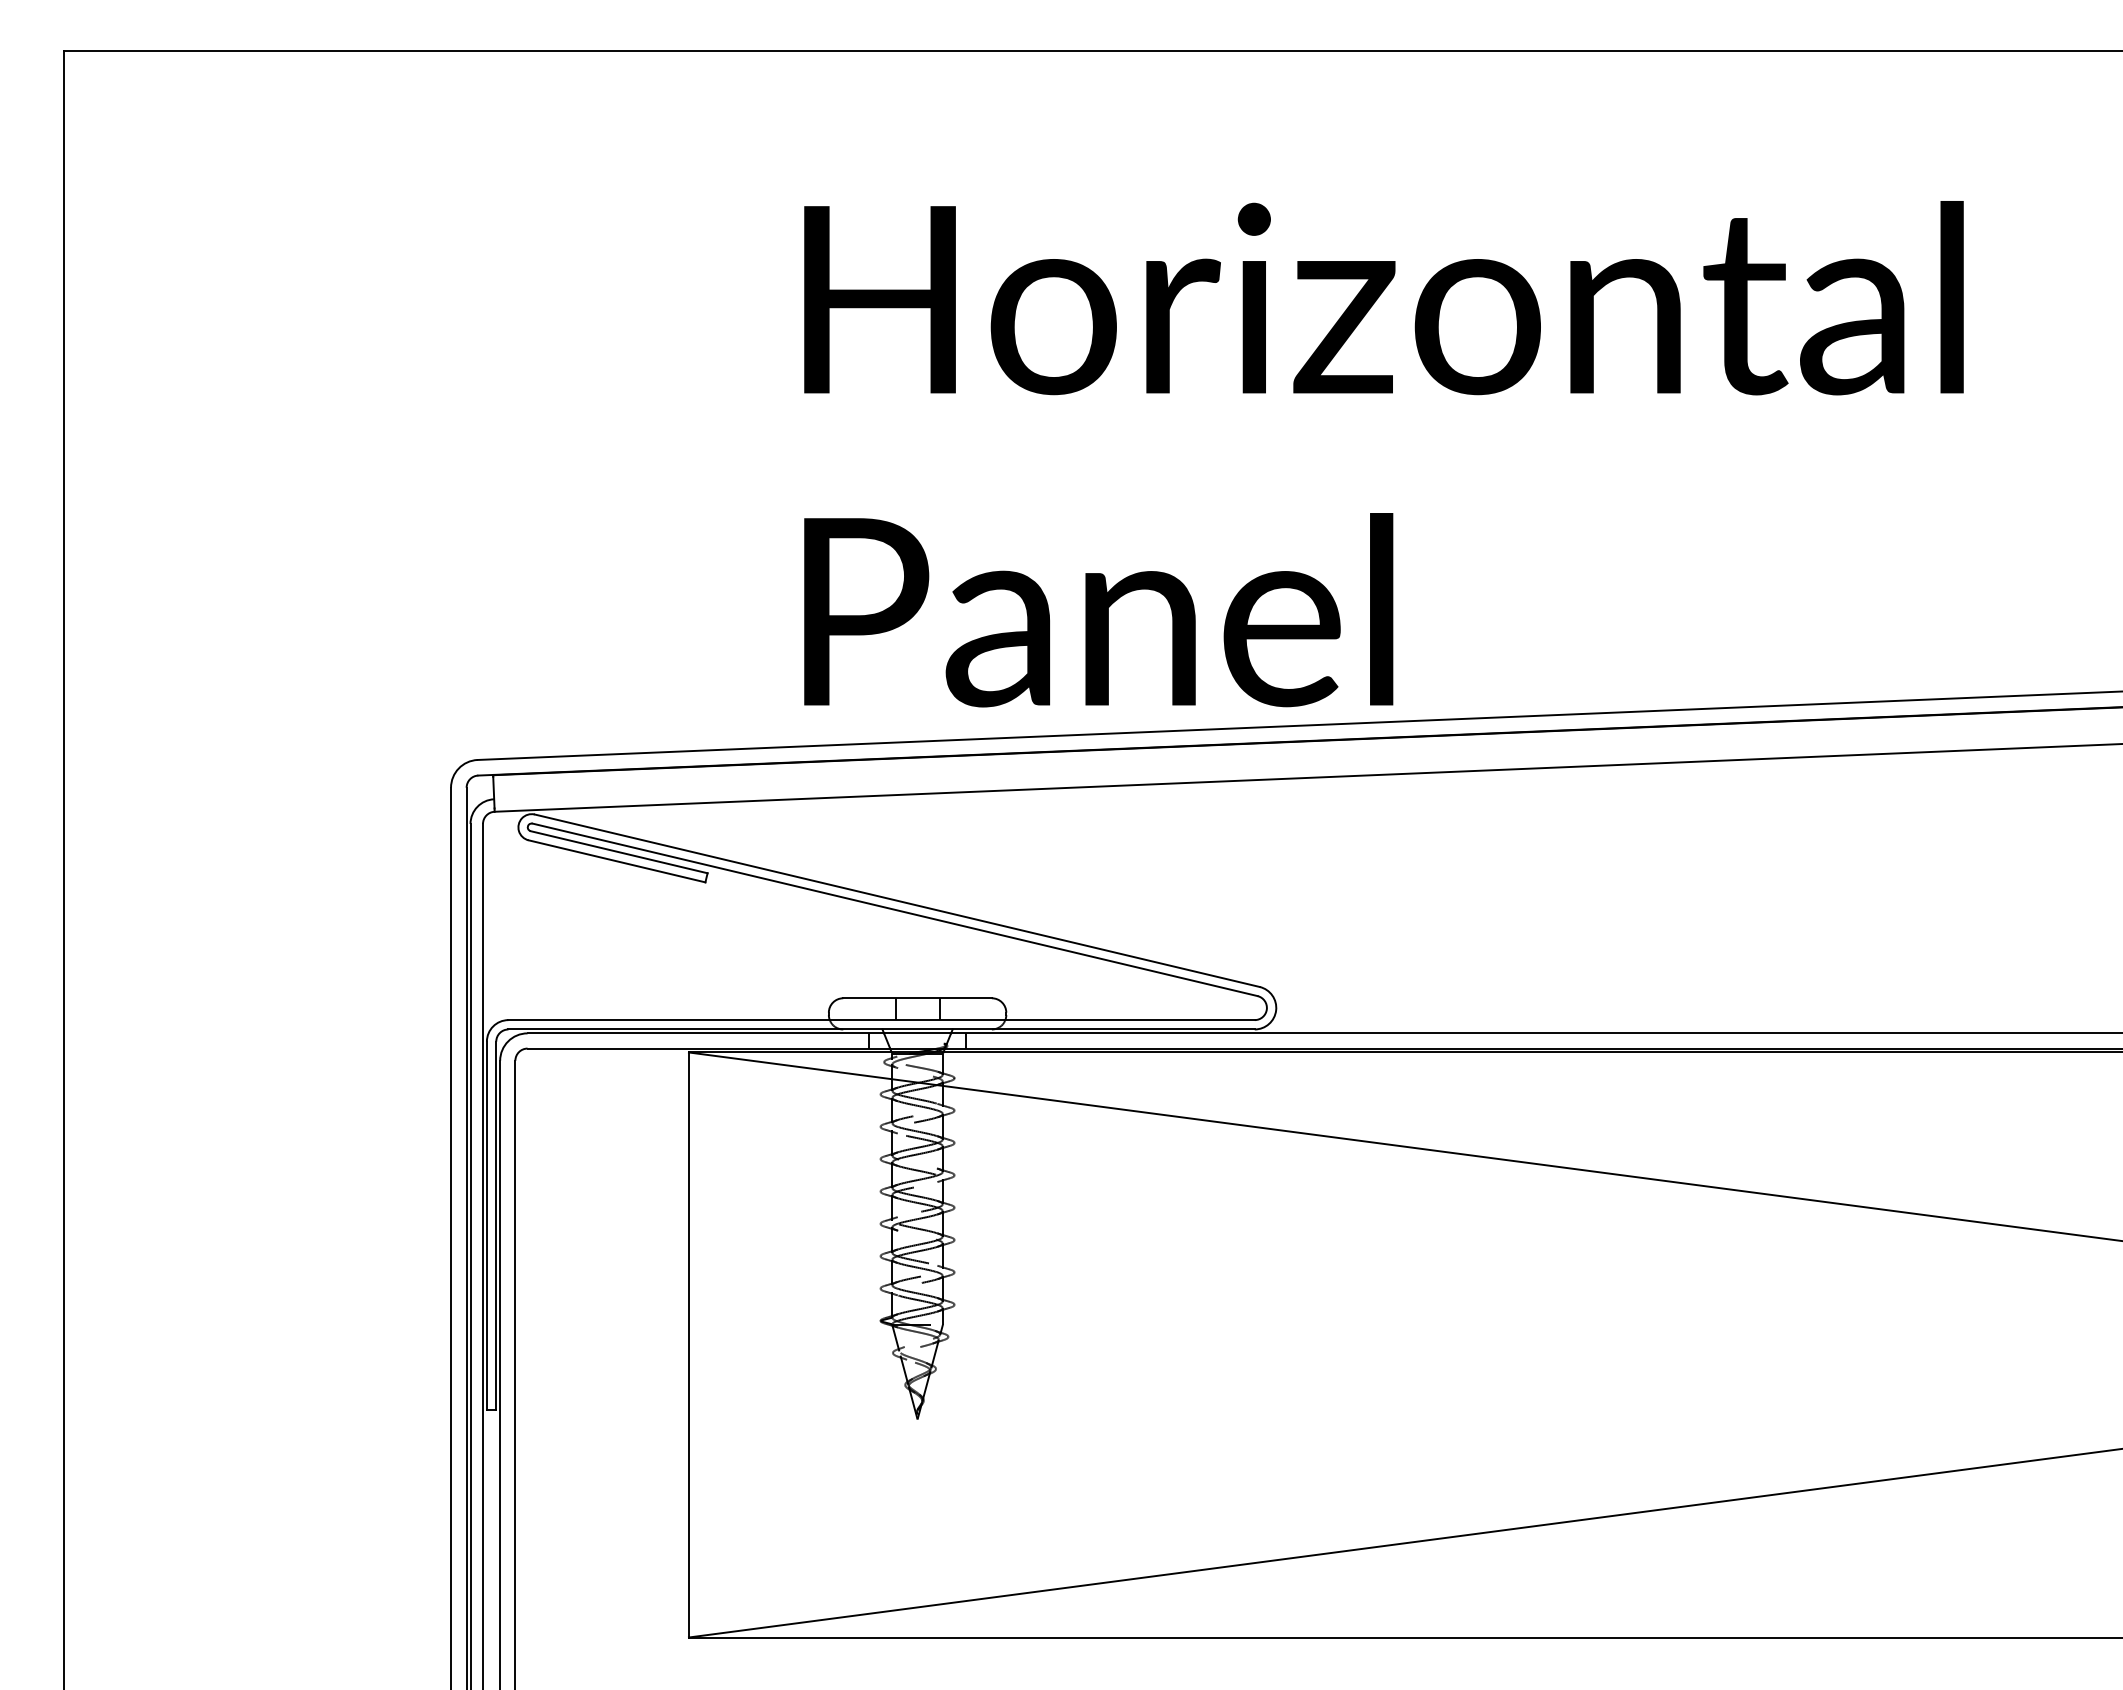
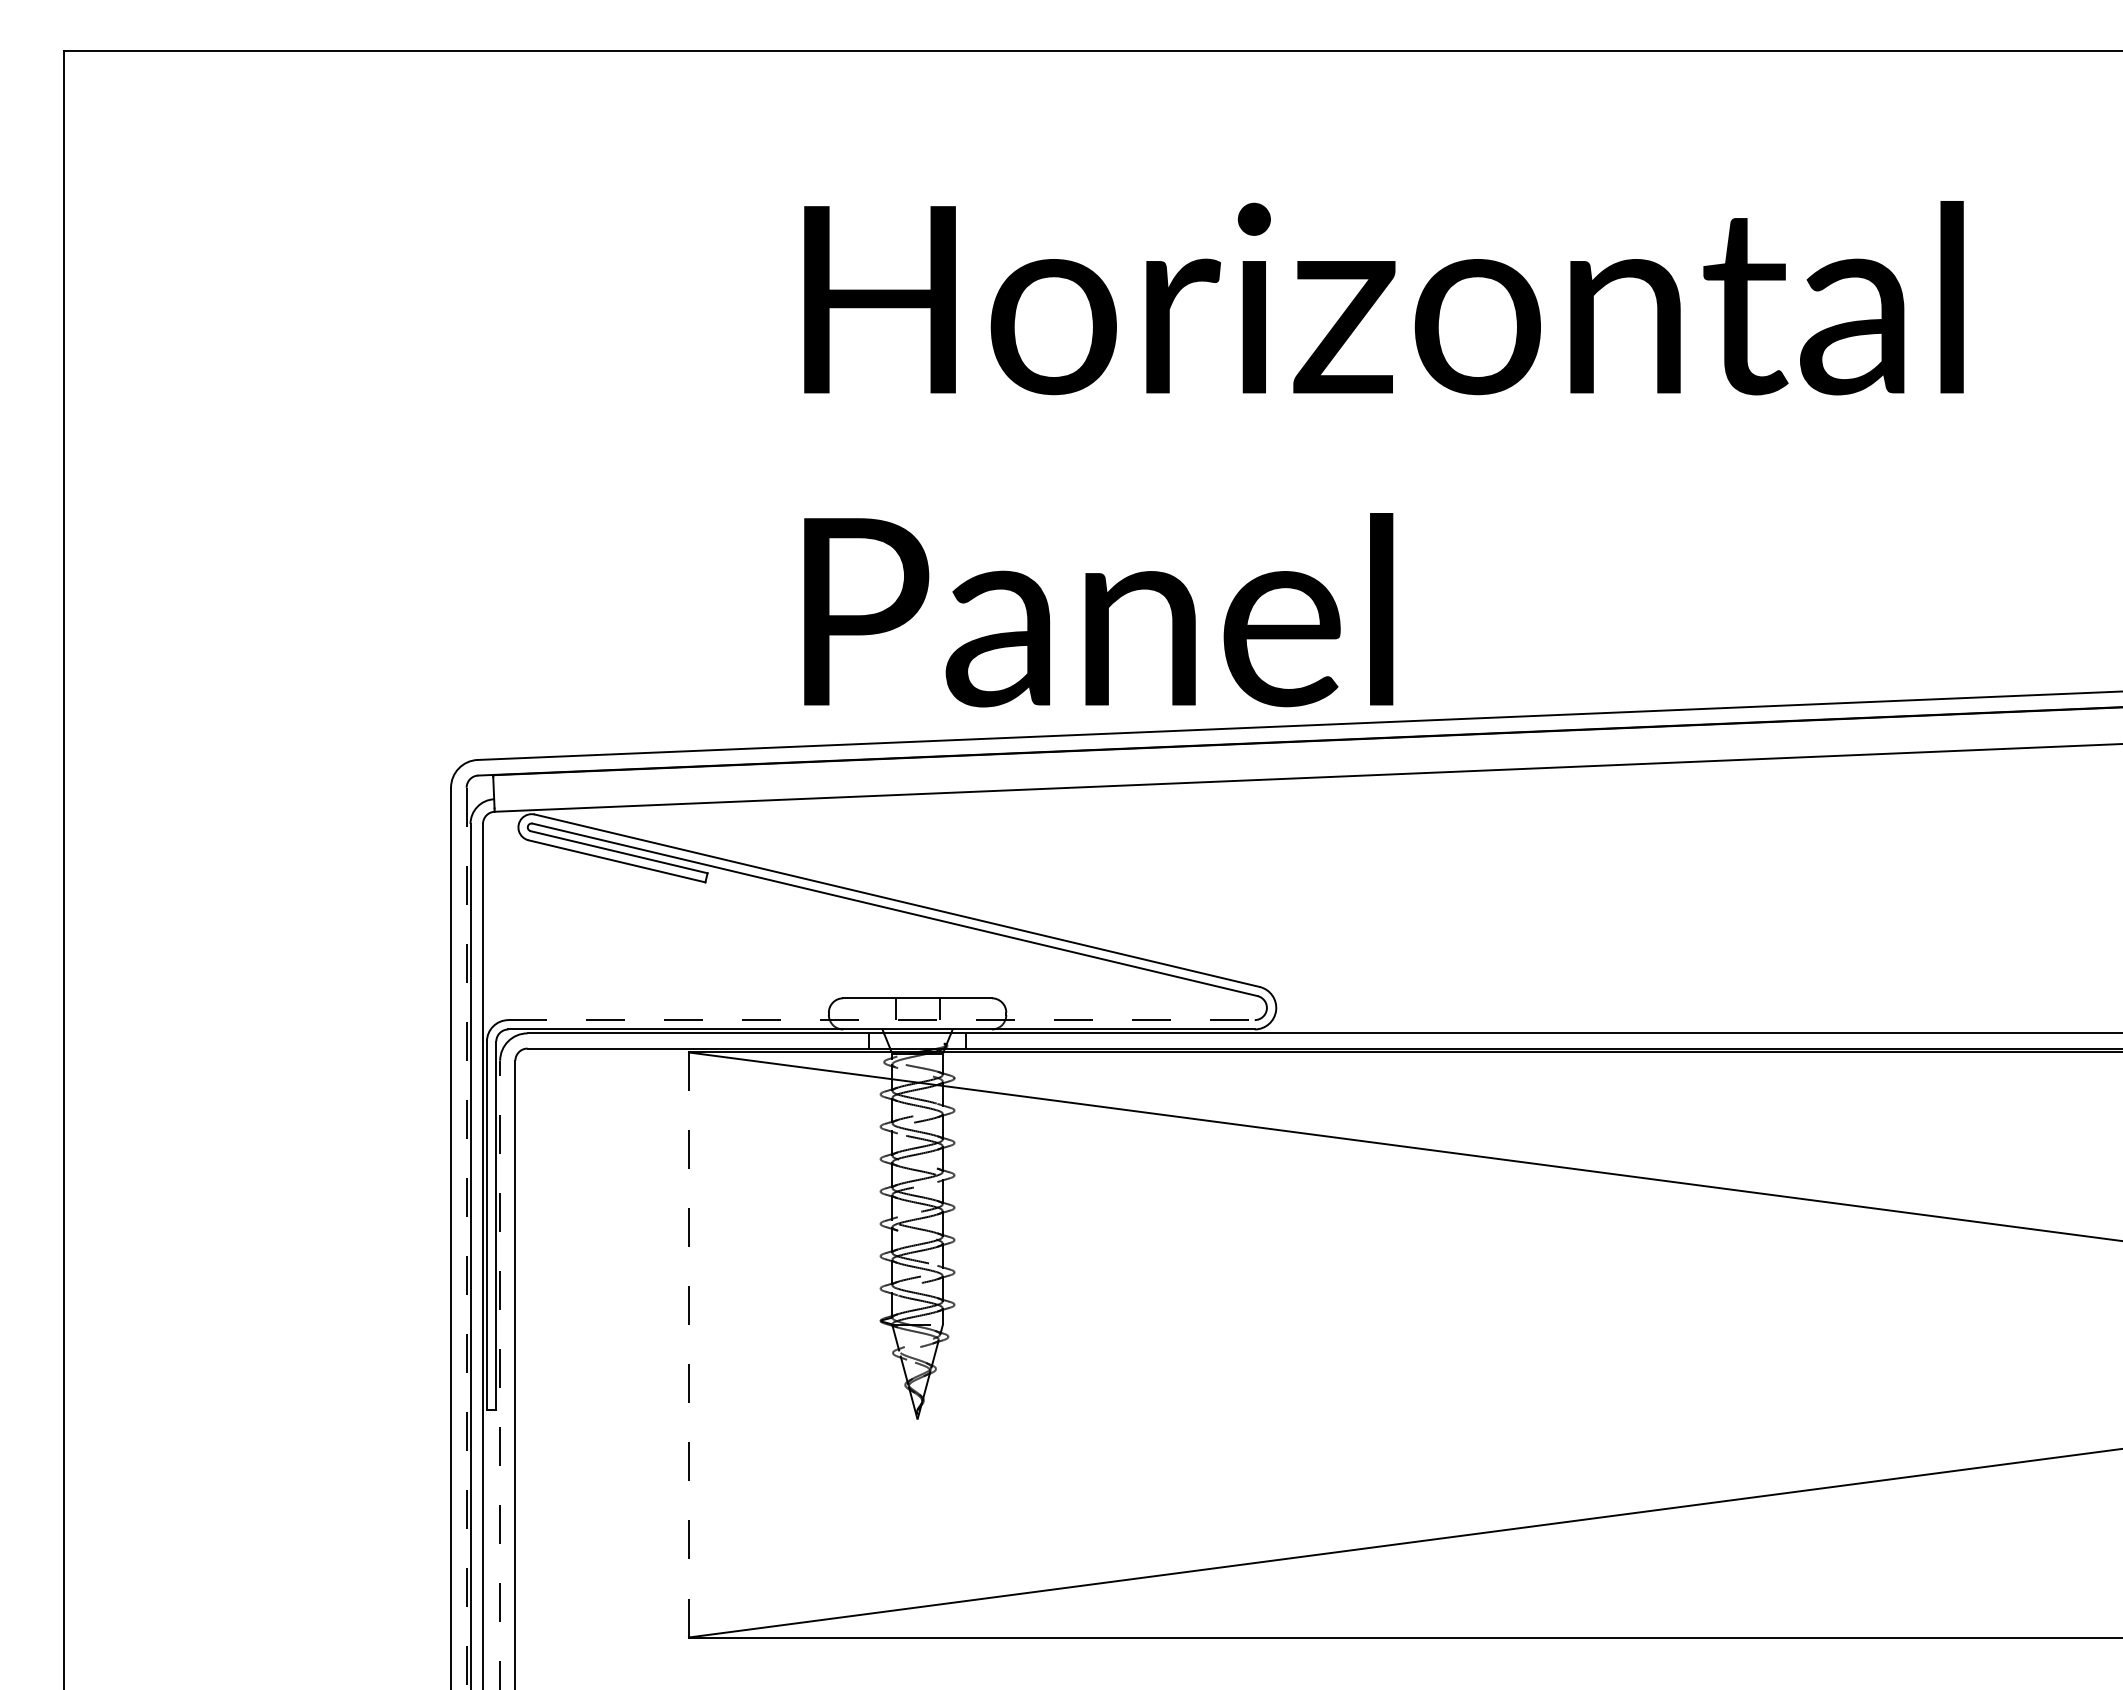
line: solid -> dashed (882, 1020)
line: solid -> dashed (466, 1238)
line: solid -> dashed (688, 1344)
line: solid -> dashed (500, 1374)
